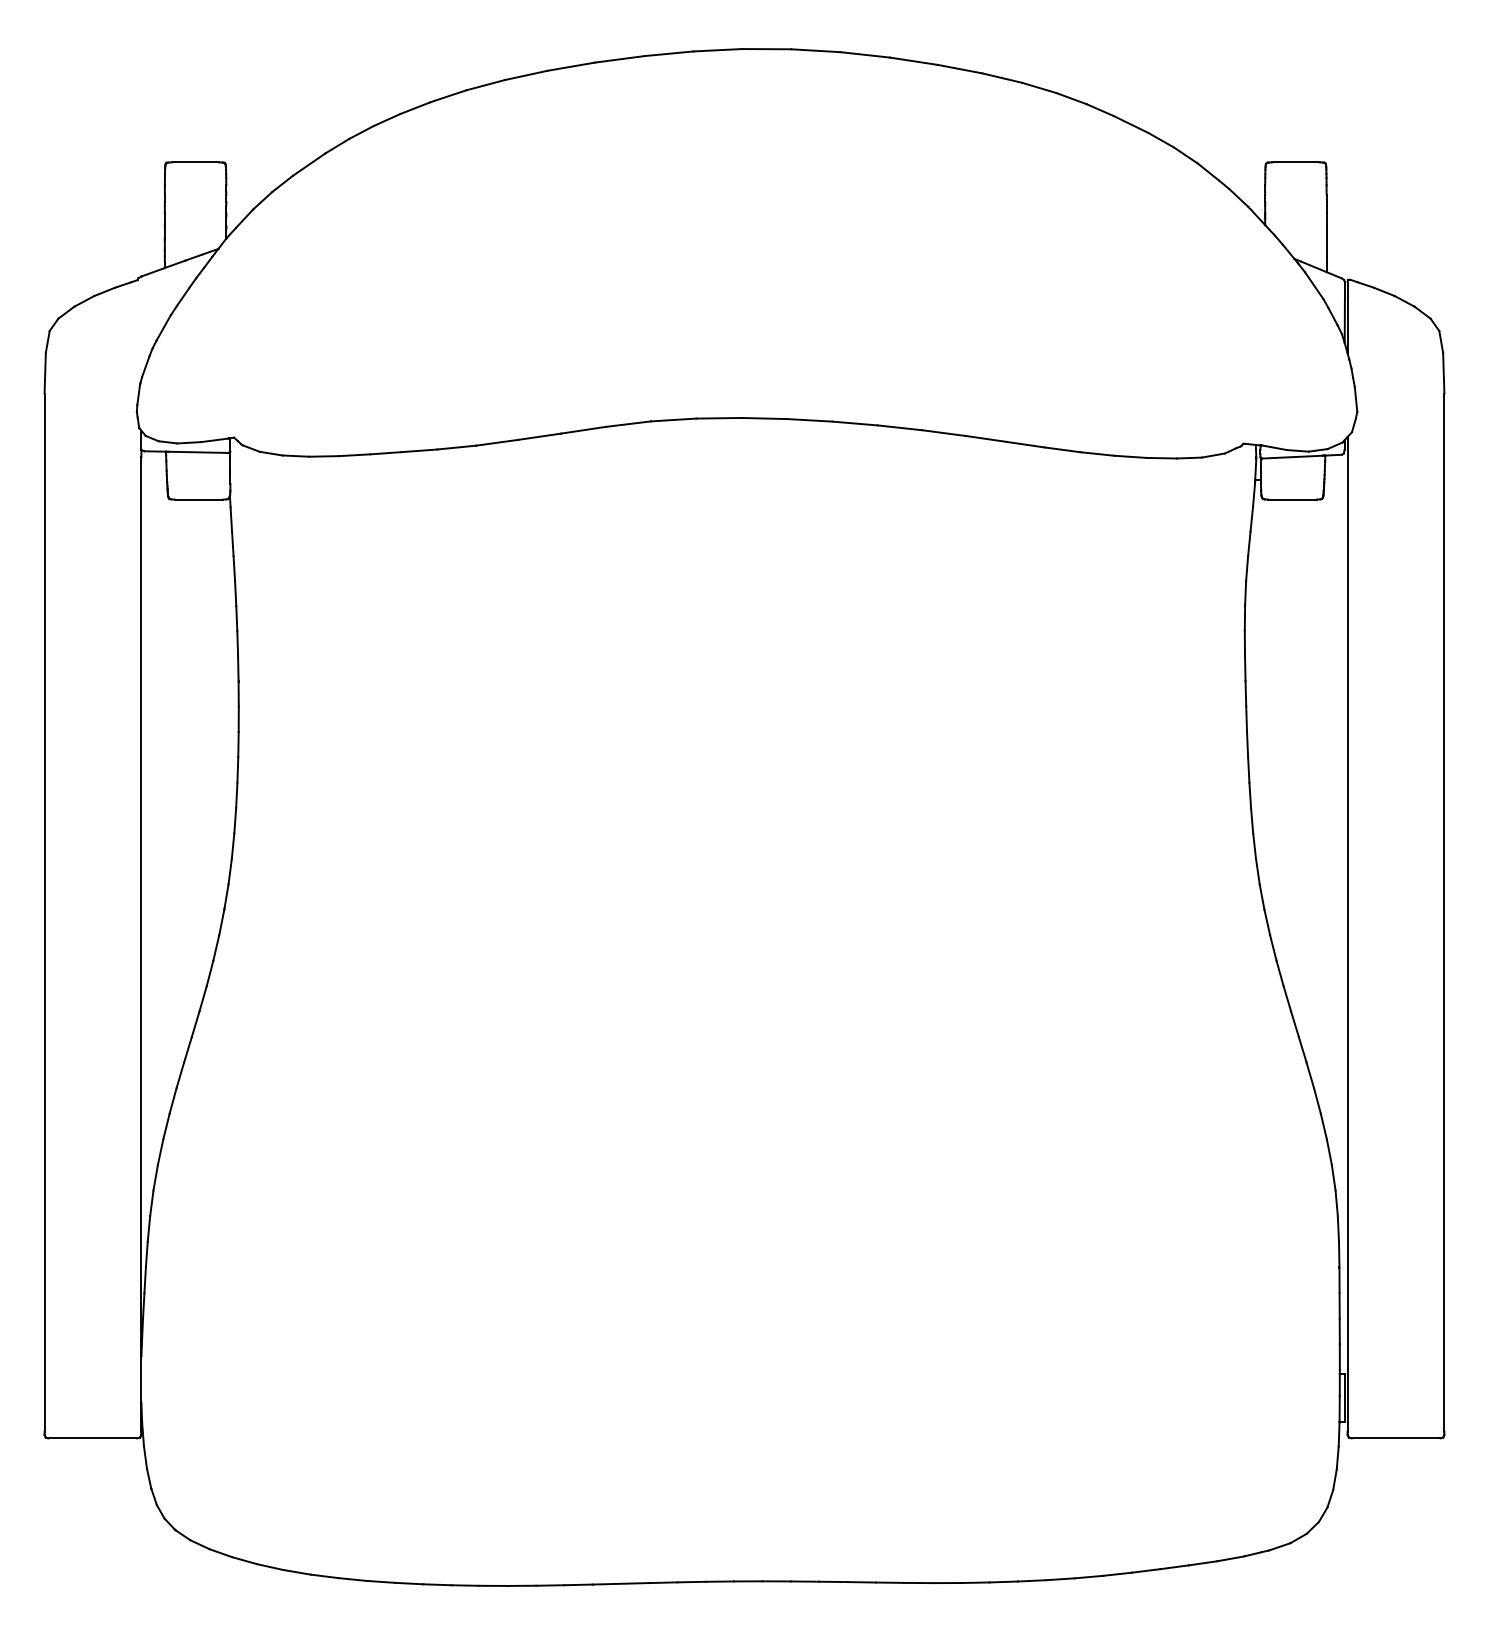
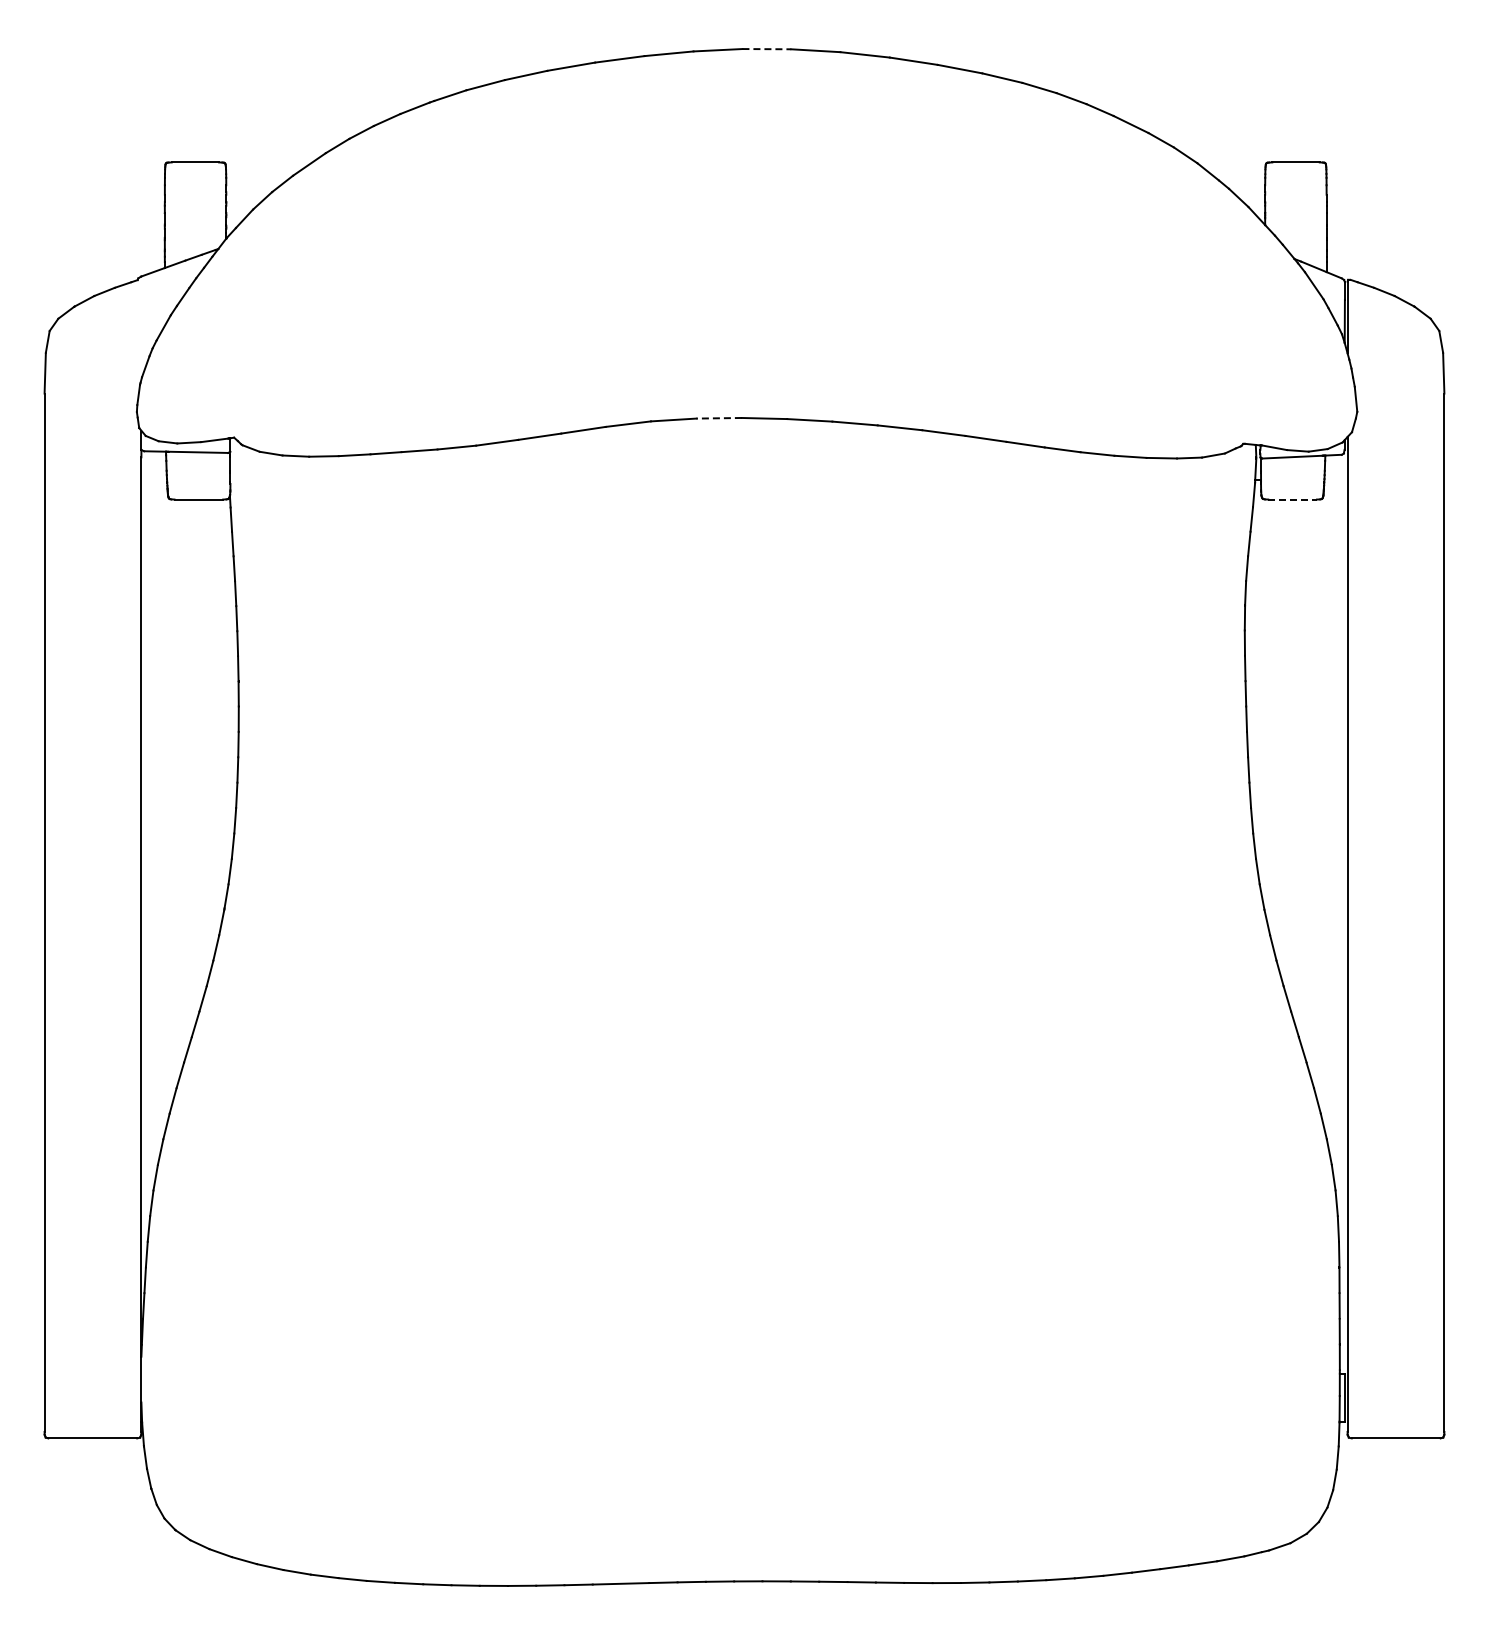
line: solid -> dashed (767, 49)
line: solid -> dashed (719, 418)
line: solid -> dashed (1293, 499)
